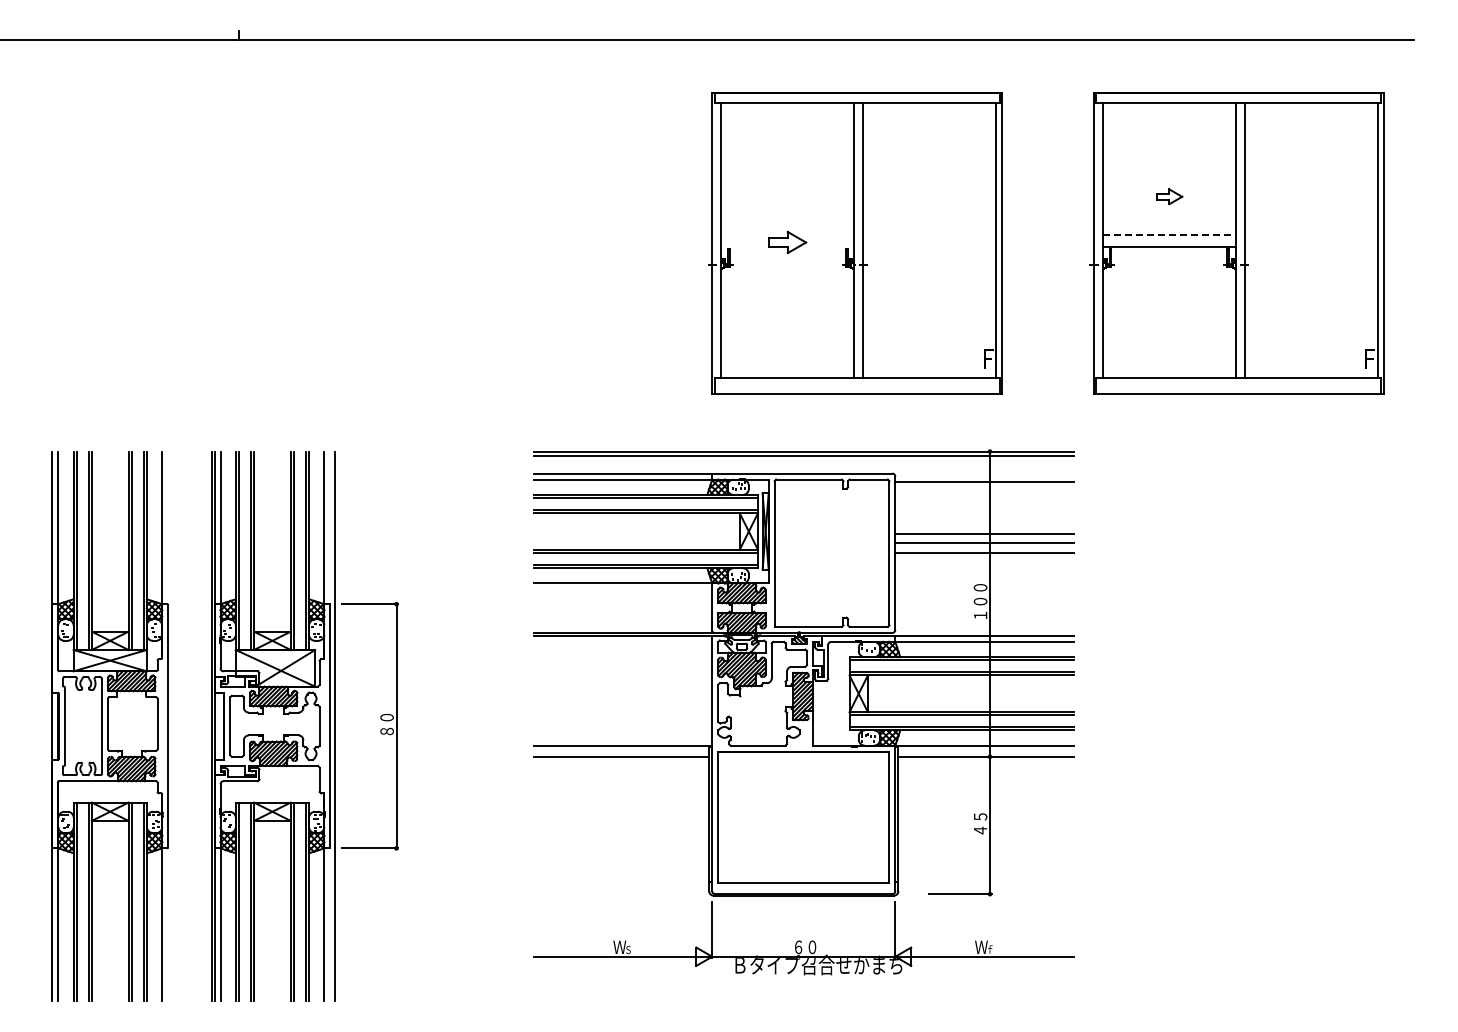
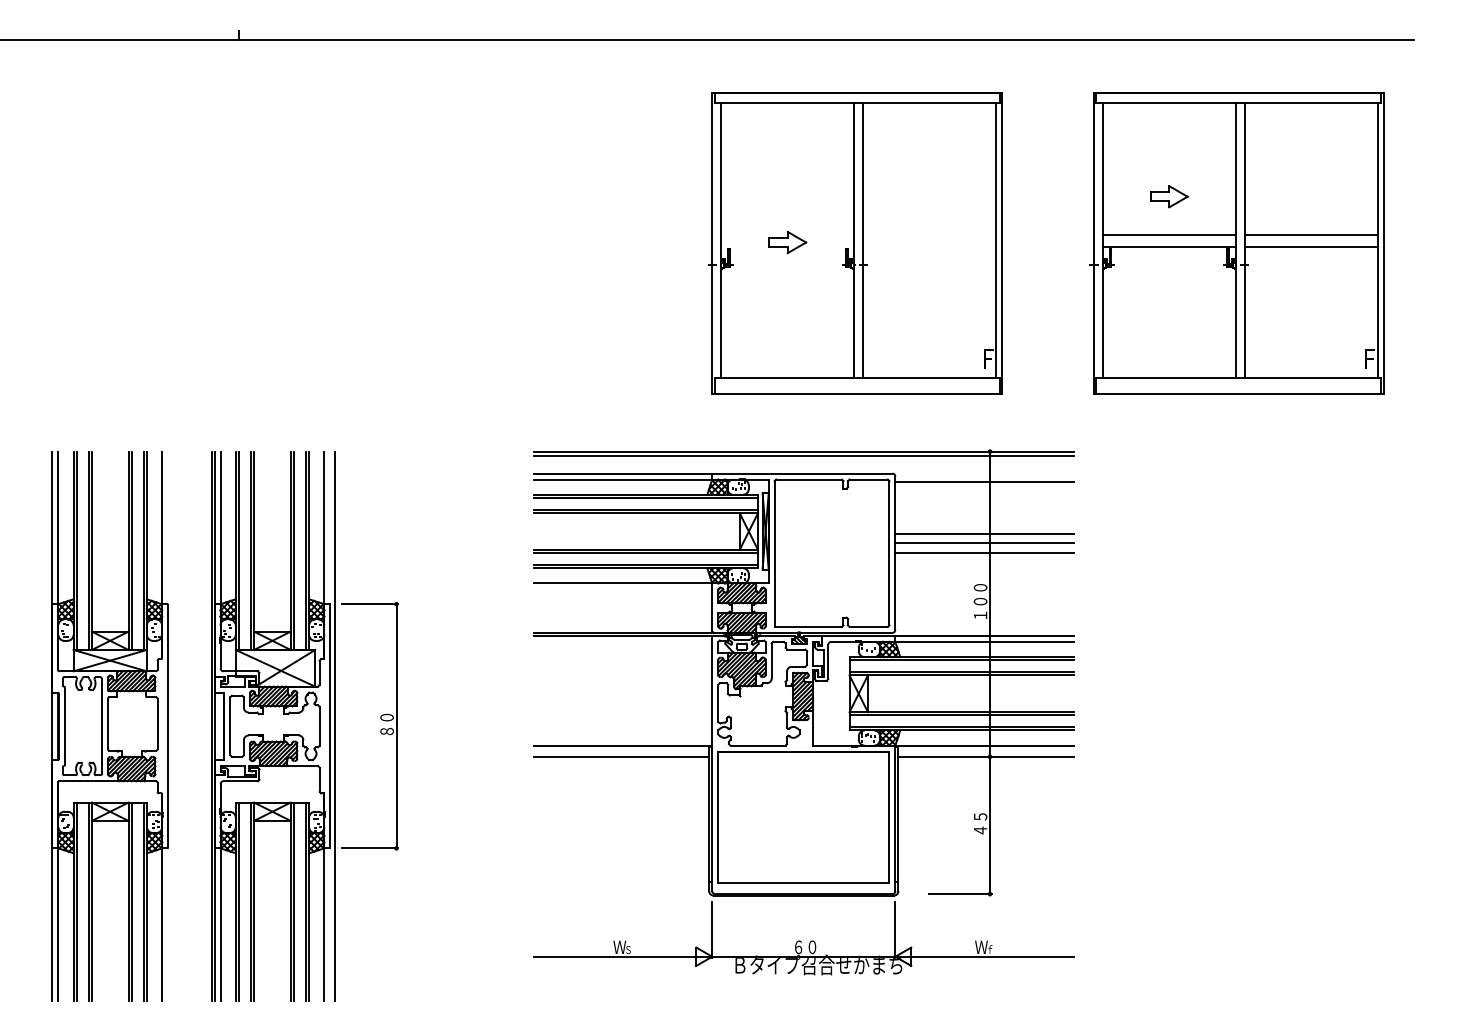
part size: 28x18 px -> 39x24 px (1169, 196)
line: dashed -> solid (1169, 234)
line: none -> present (1310, 234)
line: none -> present (1310, 246)
